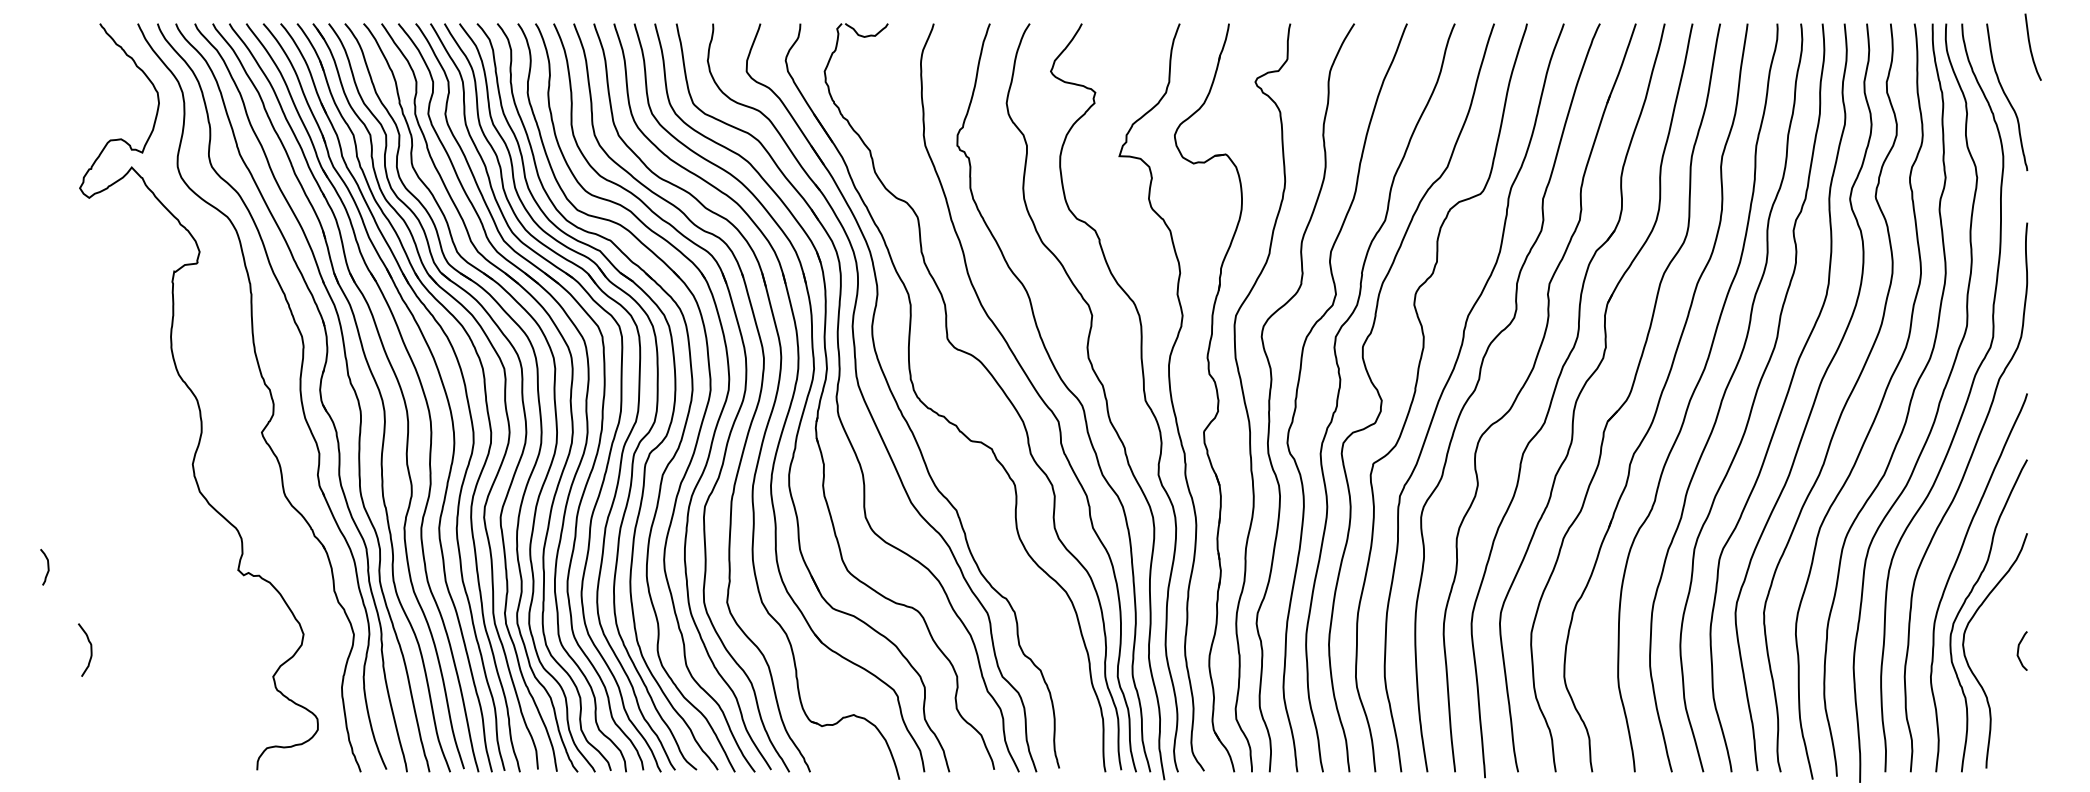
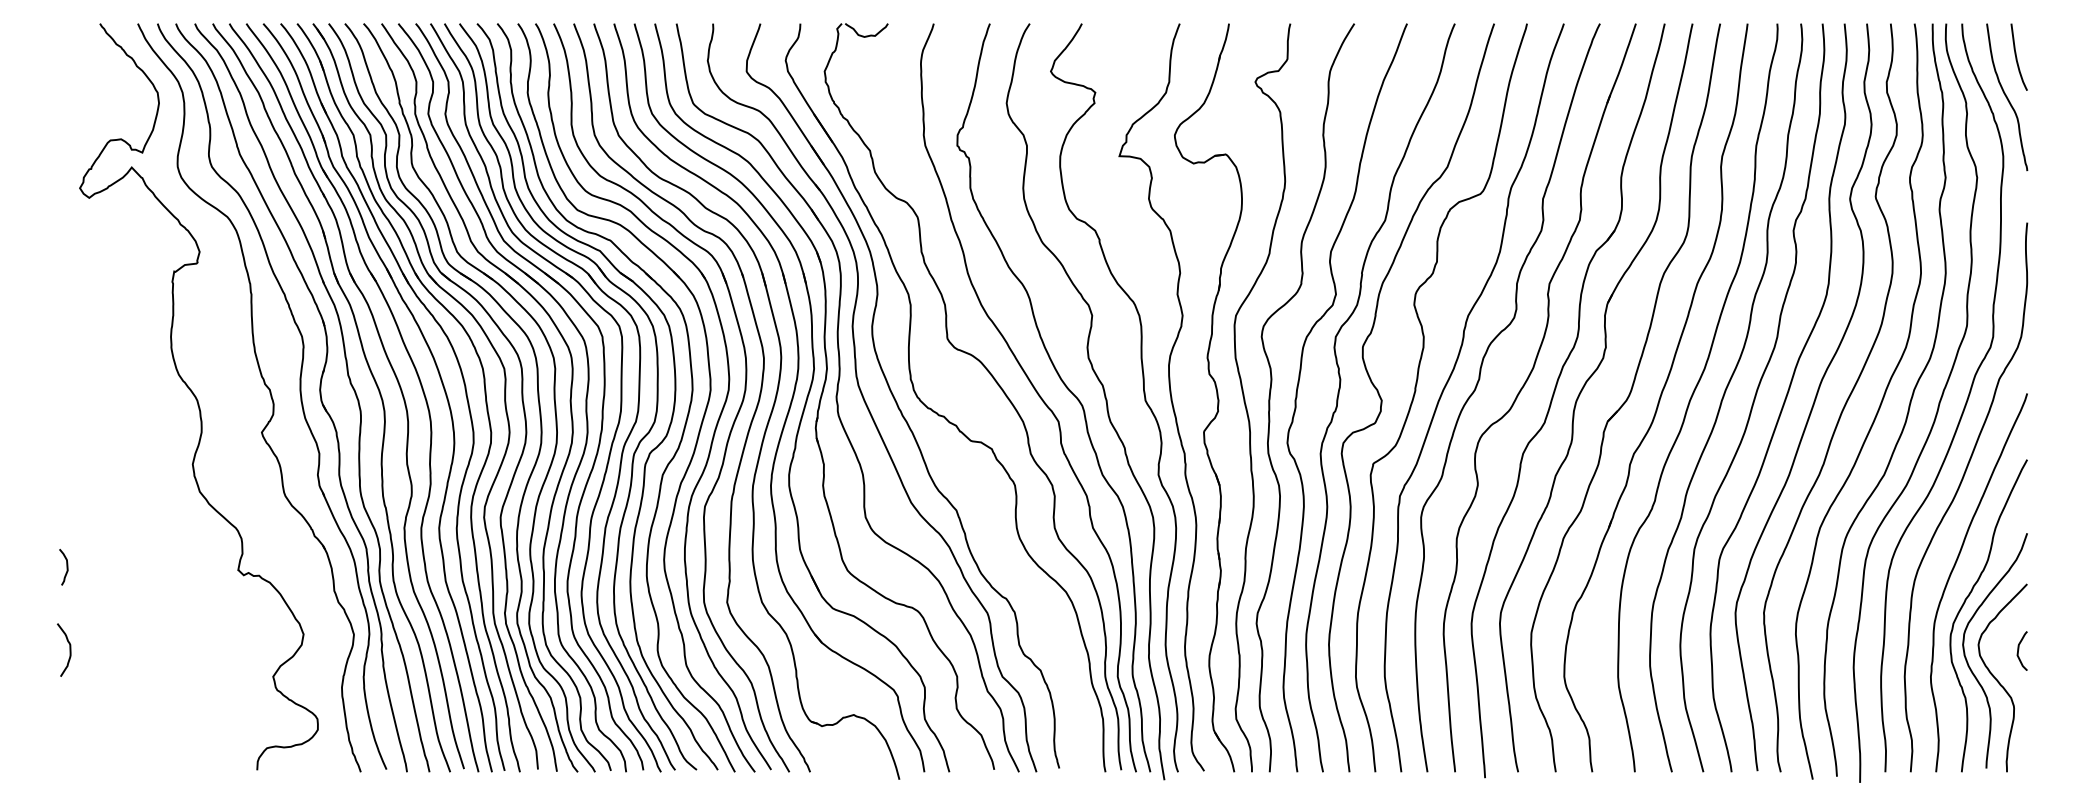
curve position: (2031, 47) -> (2017, 57) (2017, 57)
curve position: (47, 567) -> (66, 567) (66, 567)
curve position: (90, 649) -> (69, 649) (69, 649)
curve: none -> present (1998, 680)
